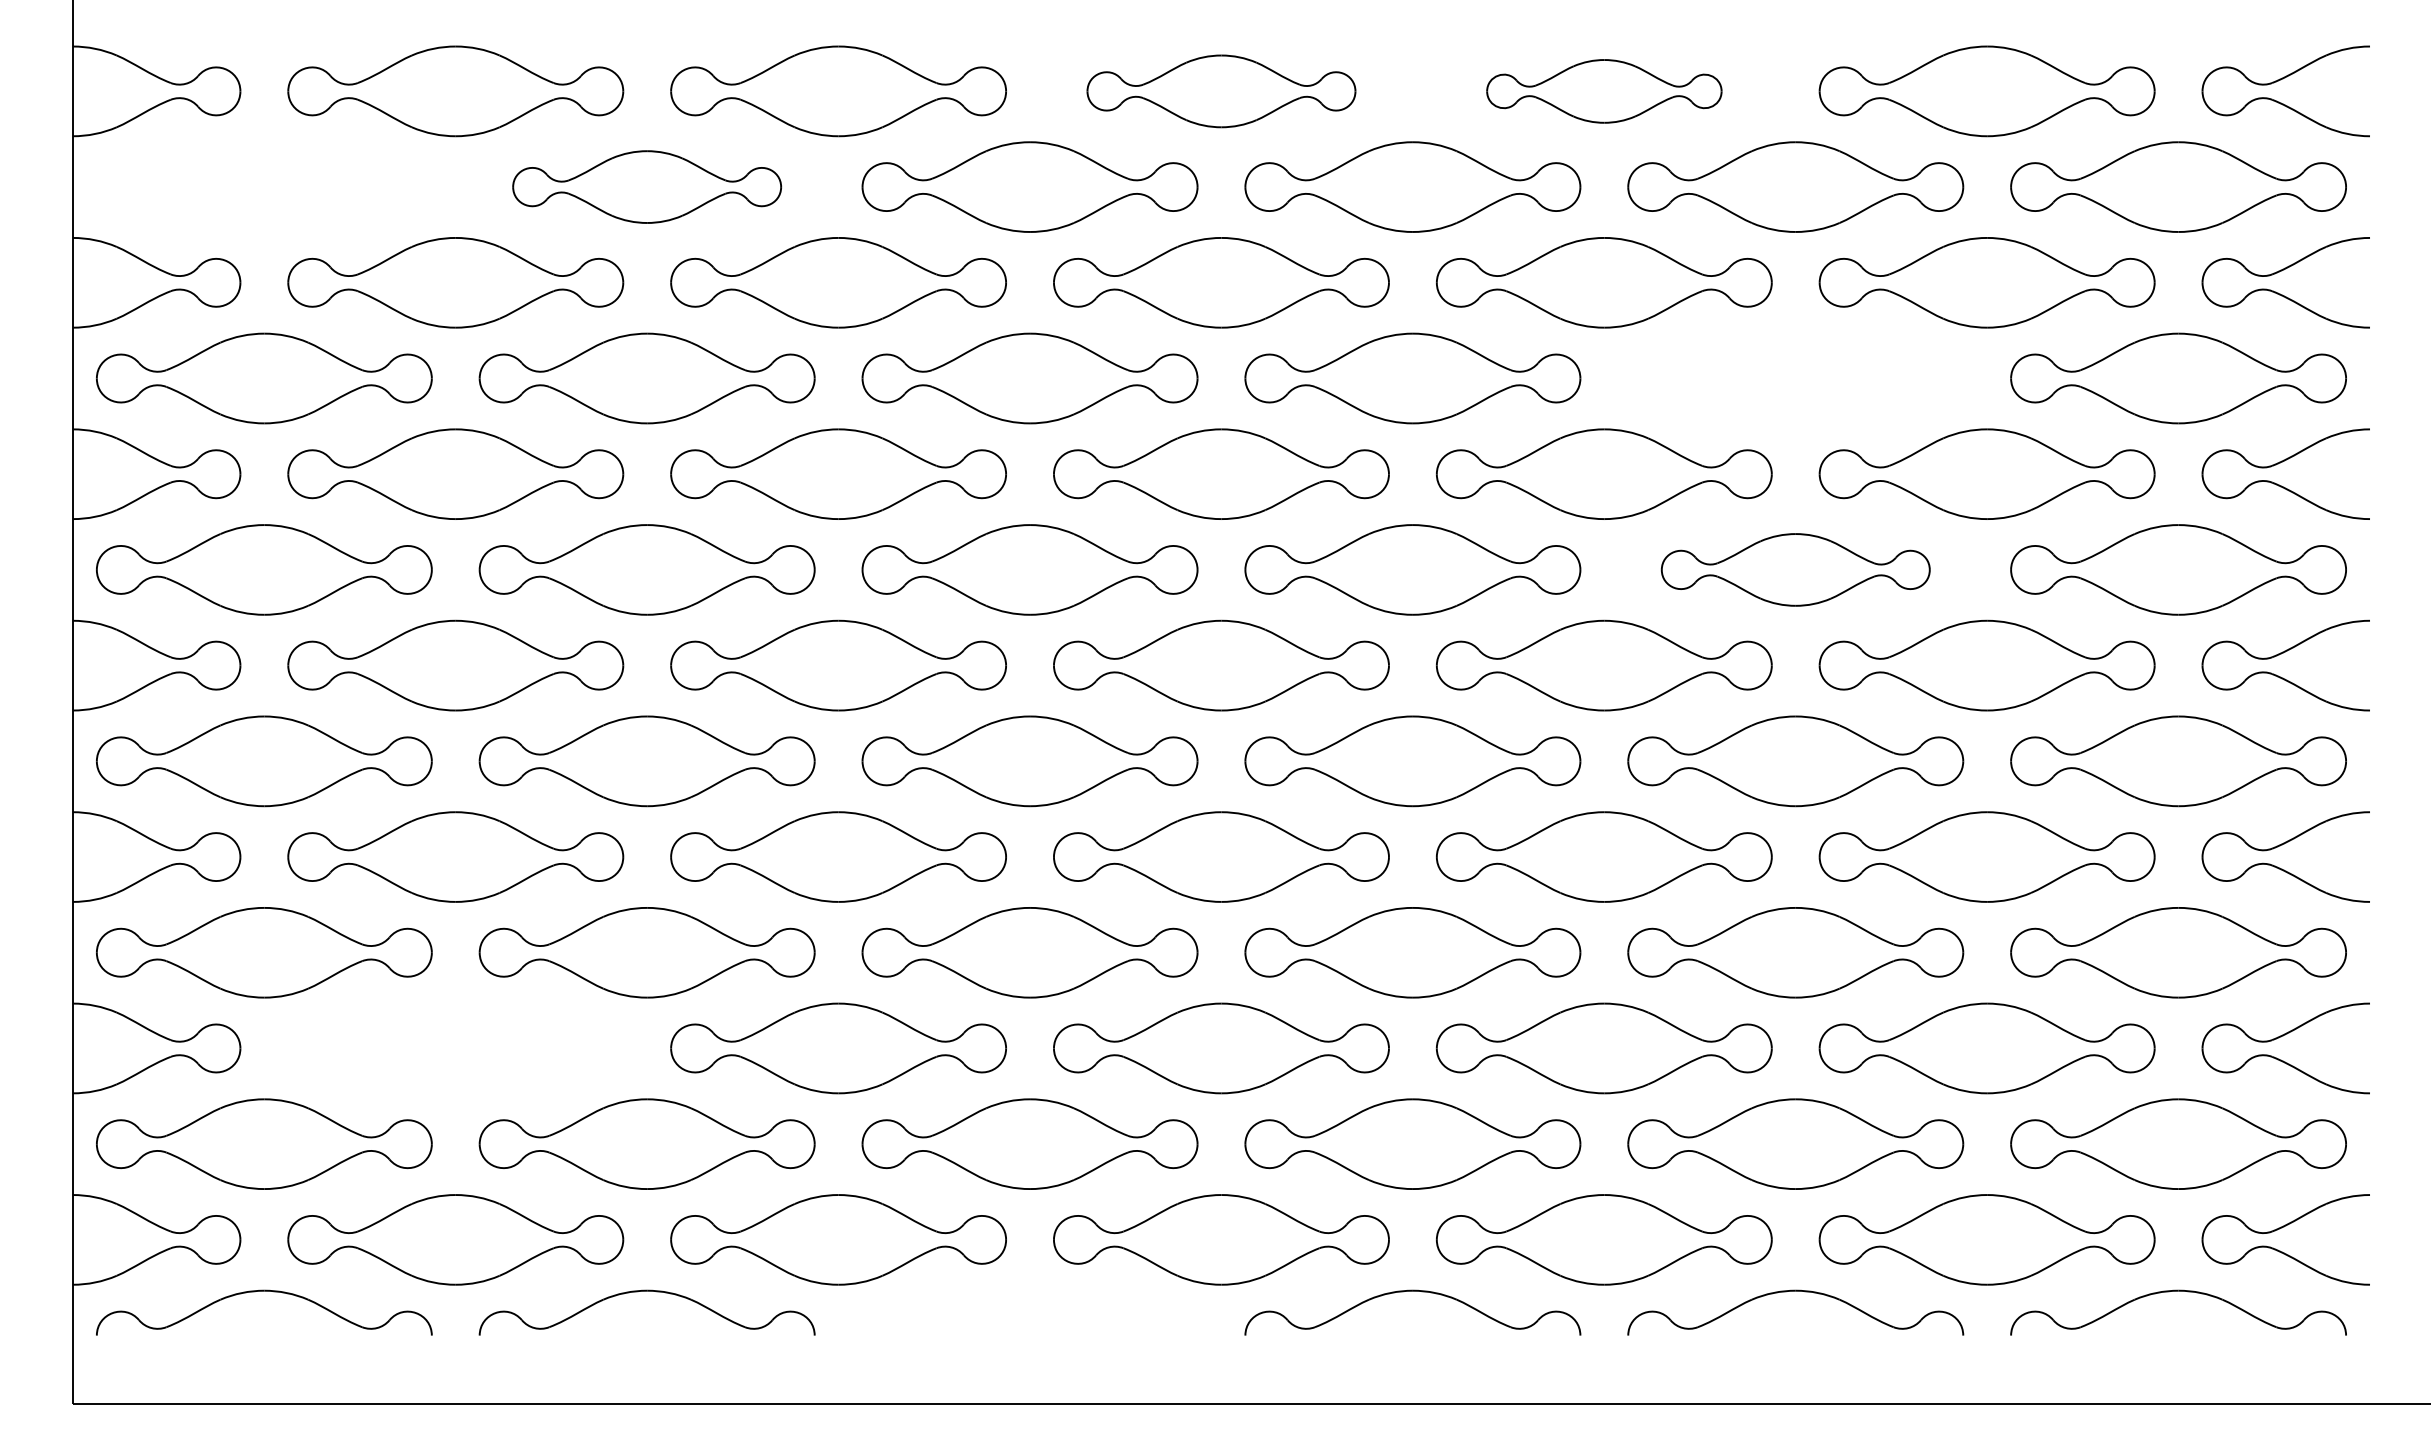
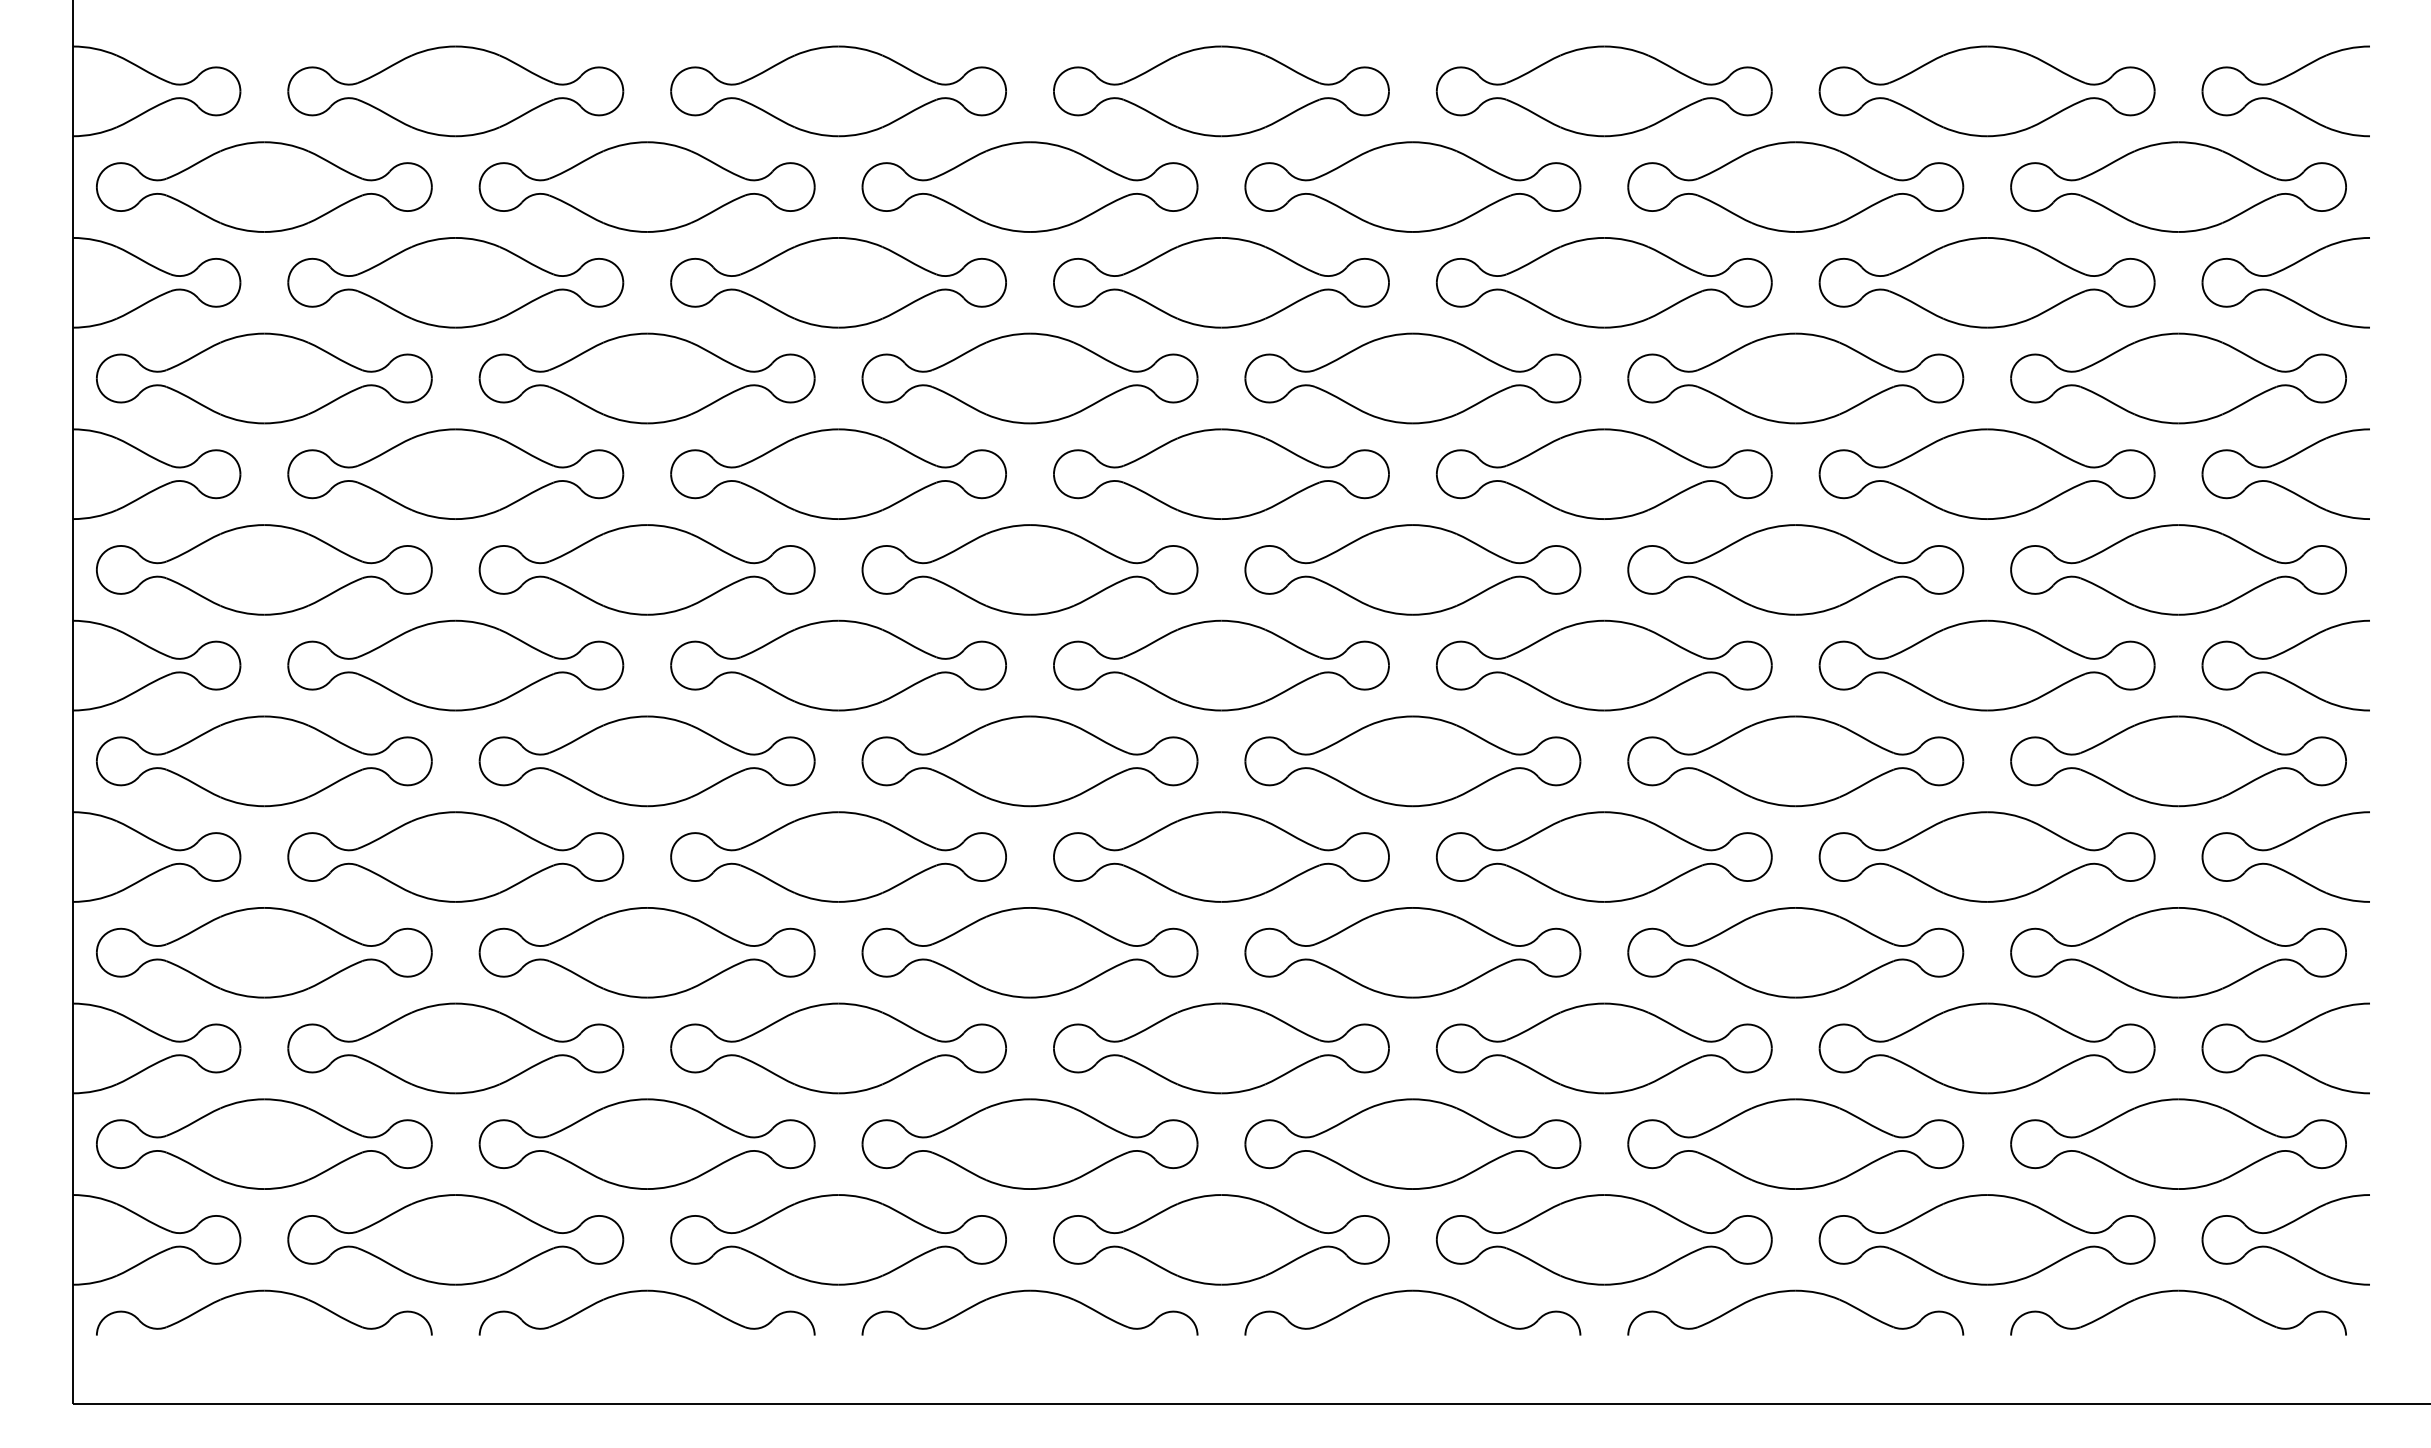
part size: 271x75 px -> 337x93 px (1221, 91)
part size: 237x65 px -> 337x93 px (1604, 91)
part: none -> present (264, 186)
part size: 270x74 px -> 338x92 px (646, 186)
part: none -> present (1795, 378)
part size: 271x74 px -> 338x92 px (1795, 569)
part: none -> present (455, 1048)
part: none -> present (1029, 1291)
